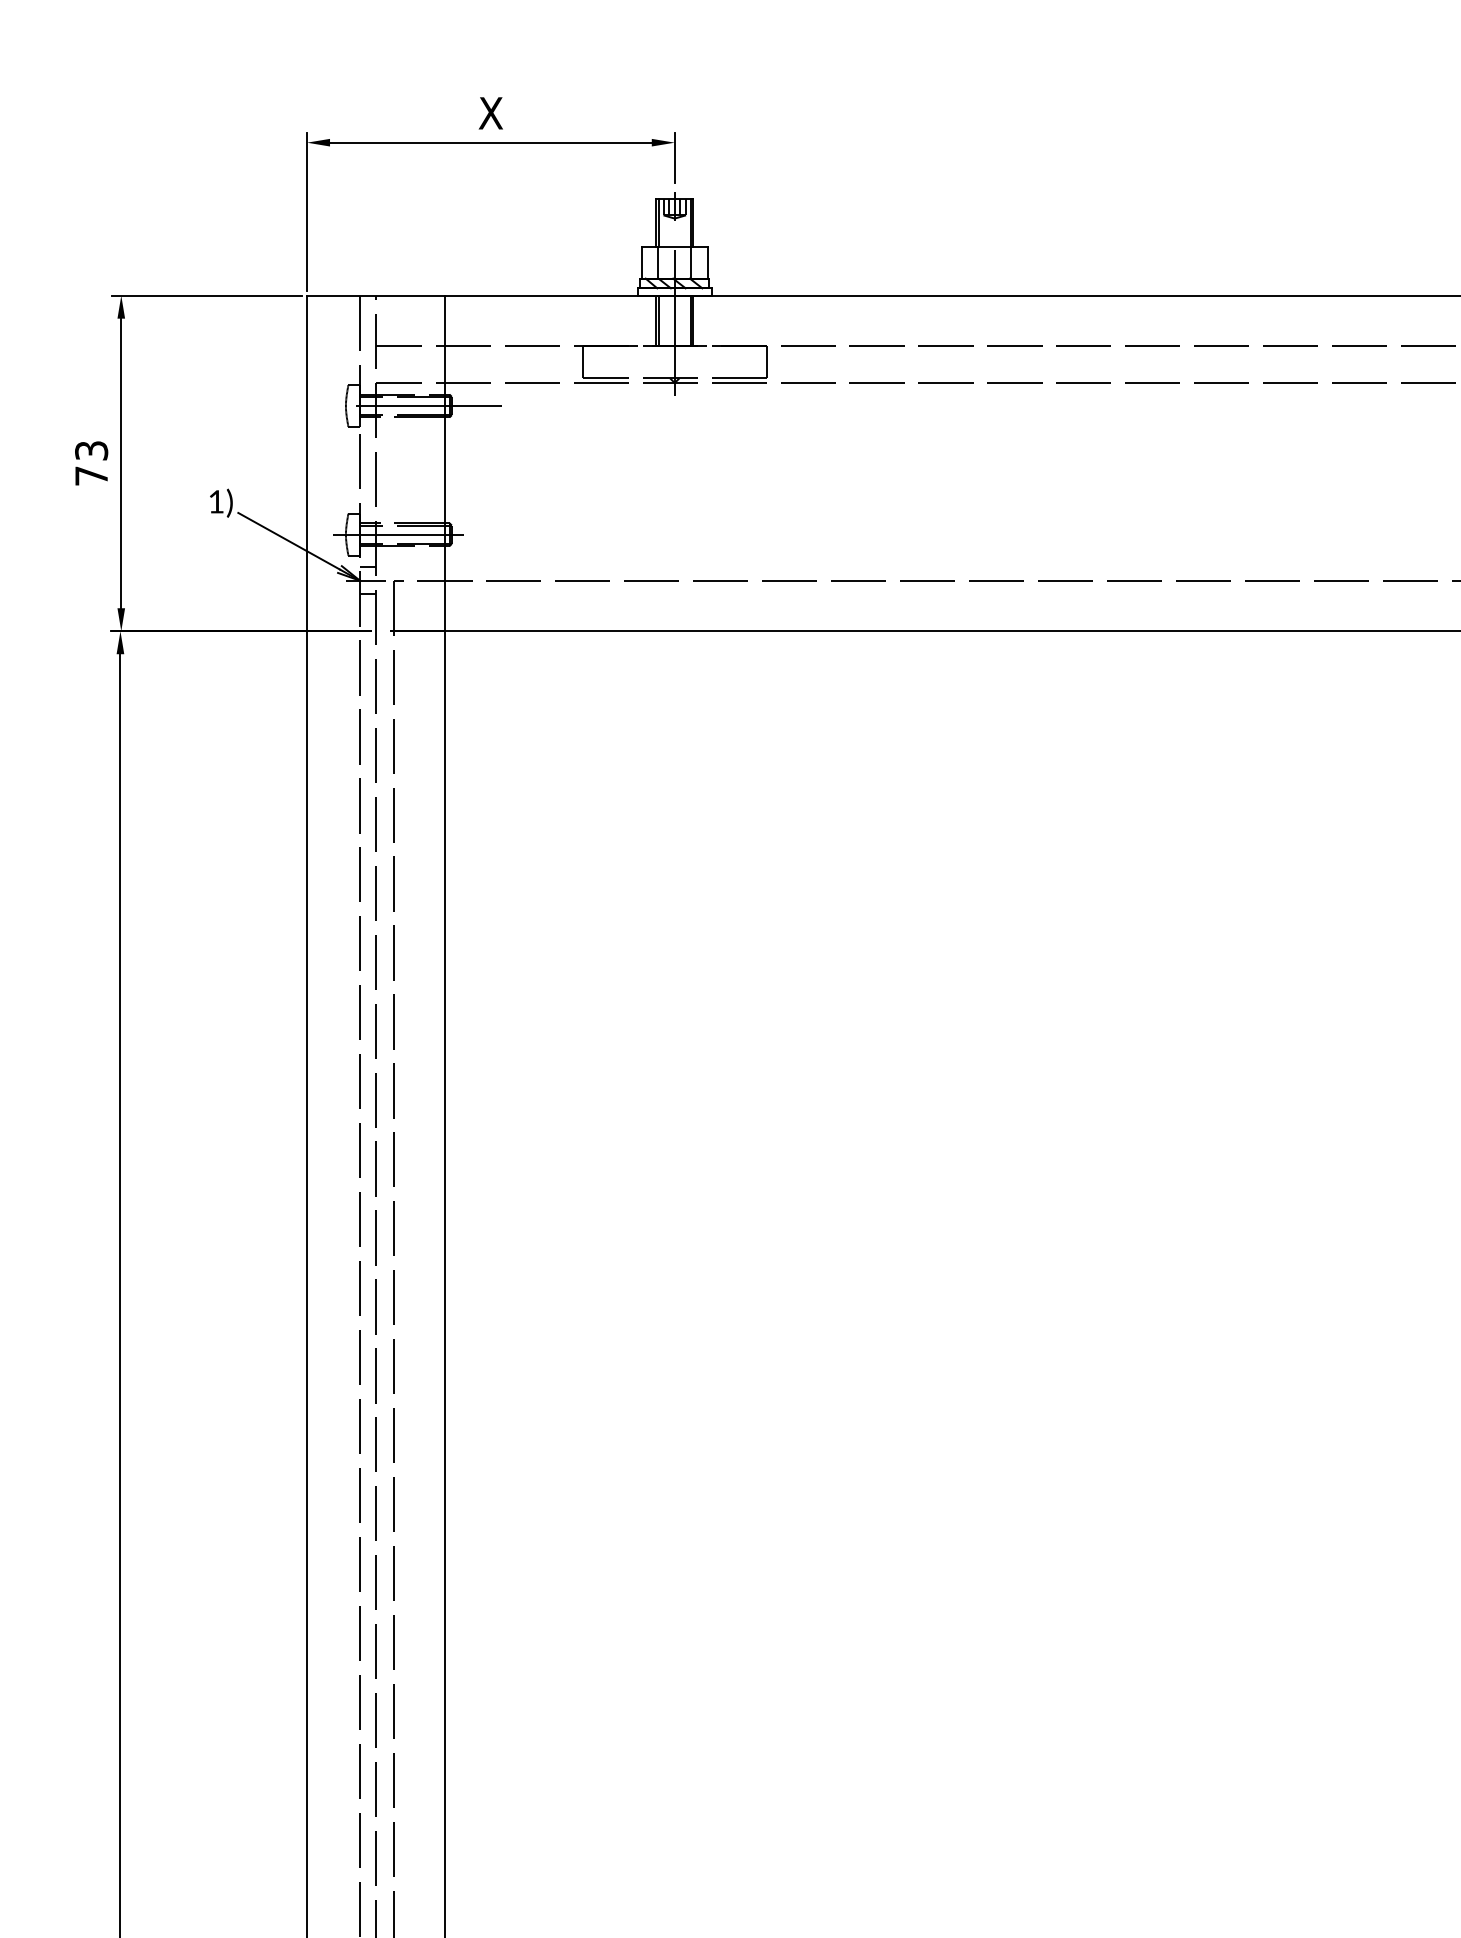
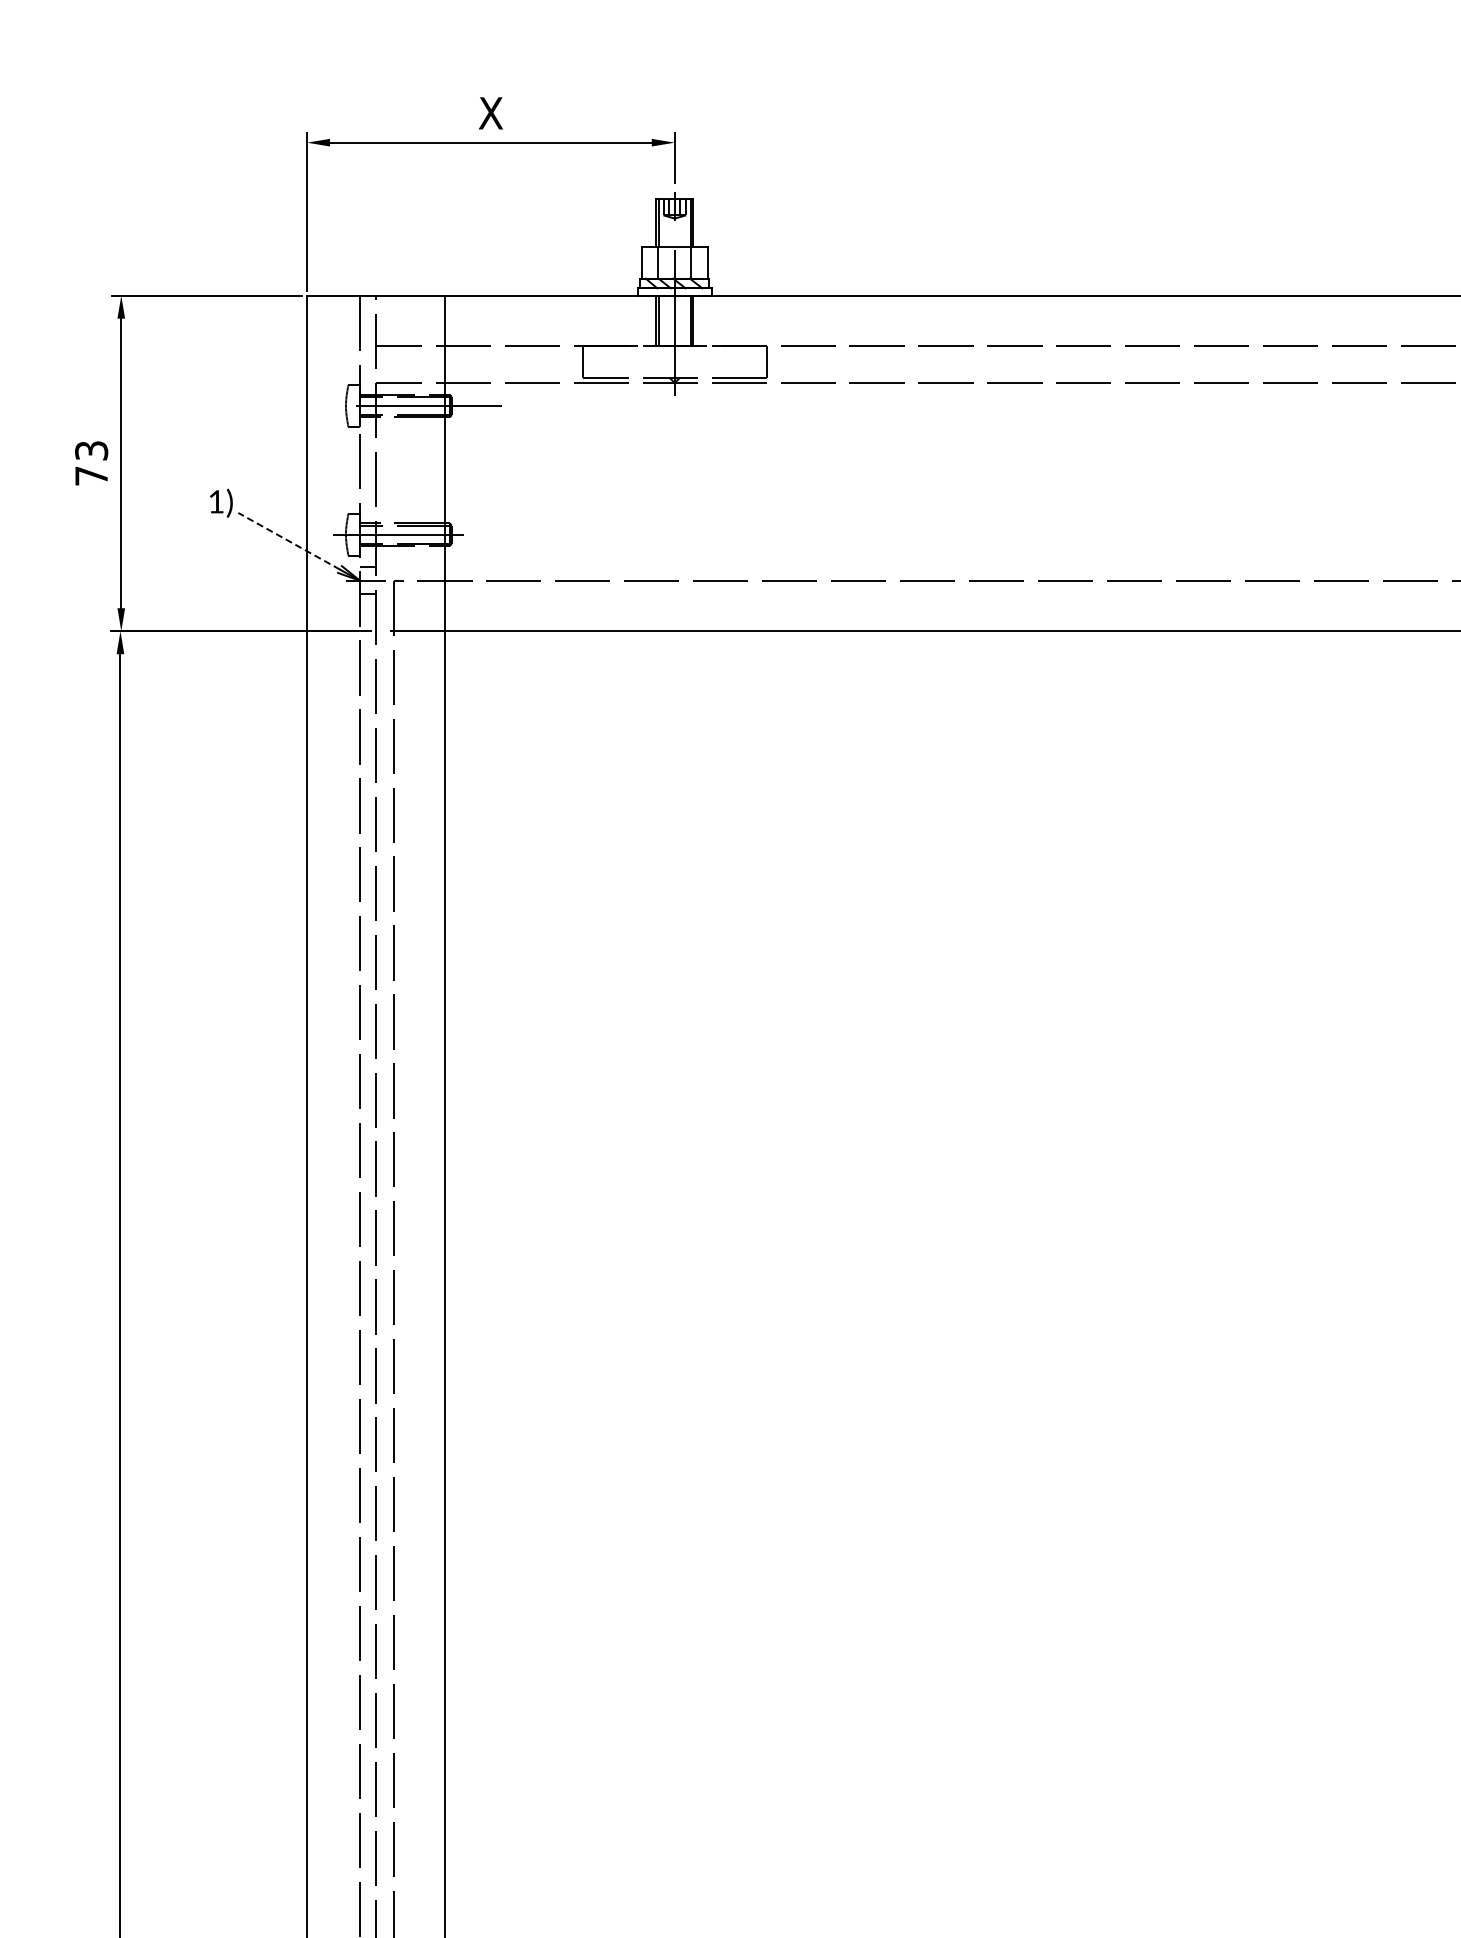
line: solid -> dashed (288, 541)
